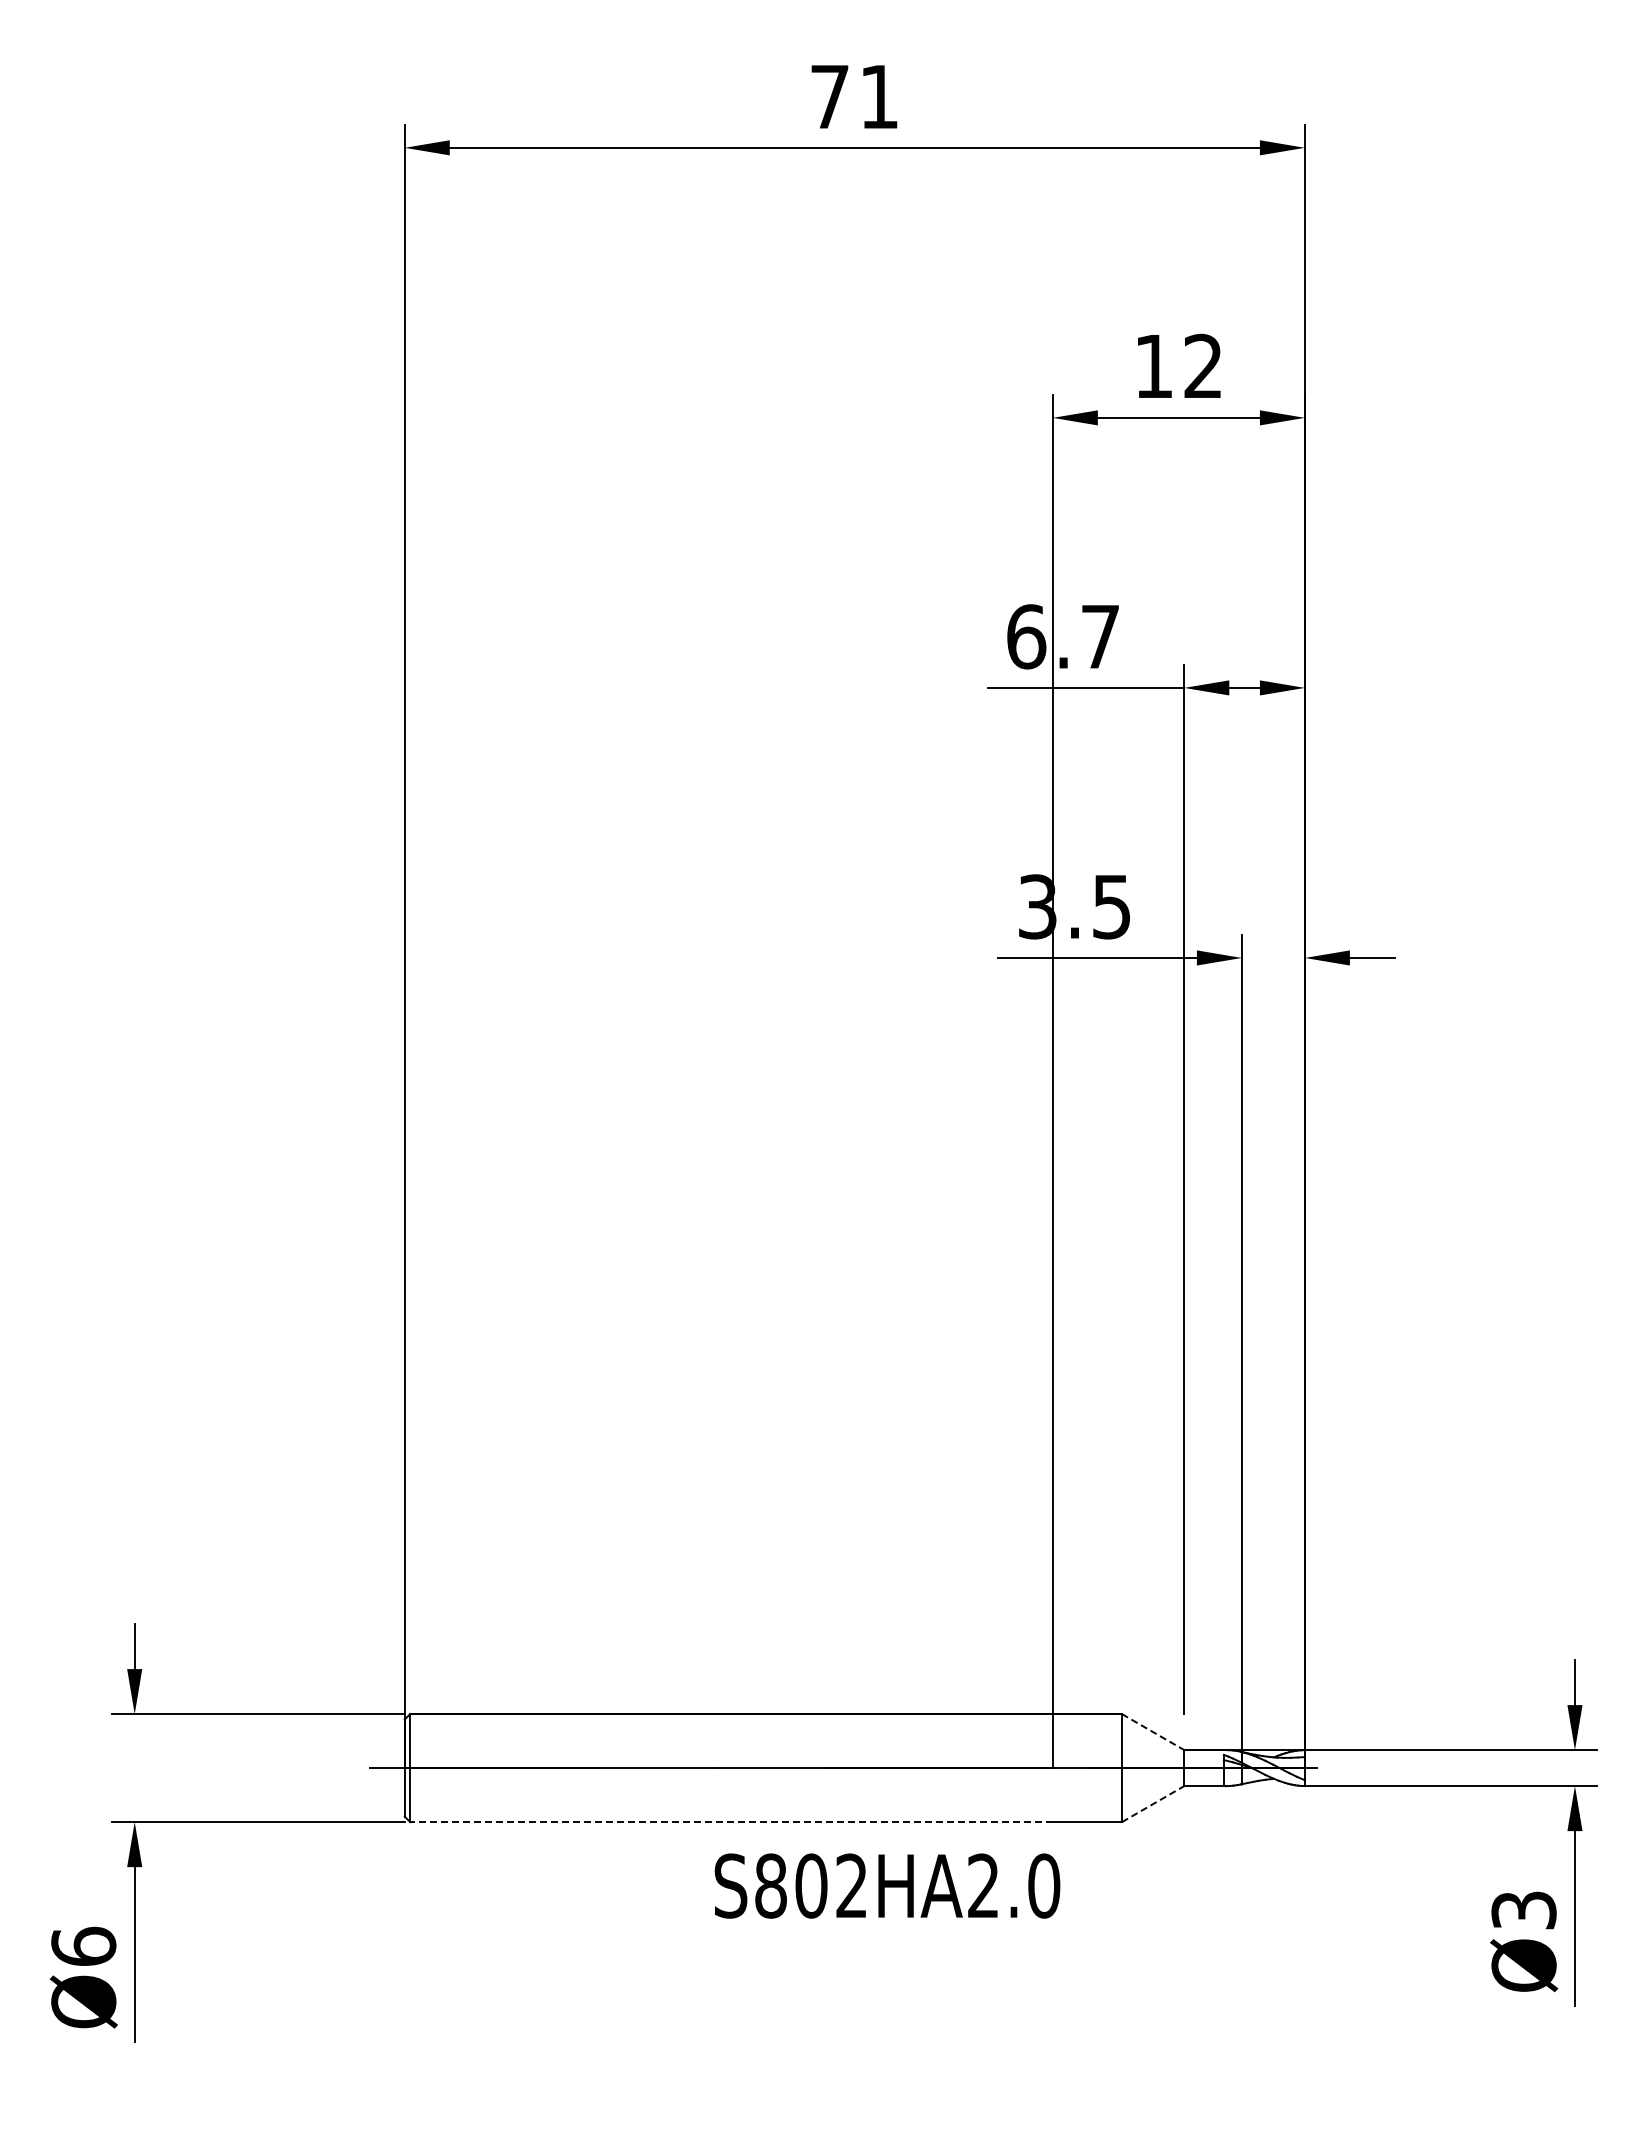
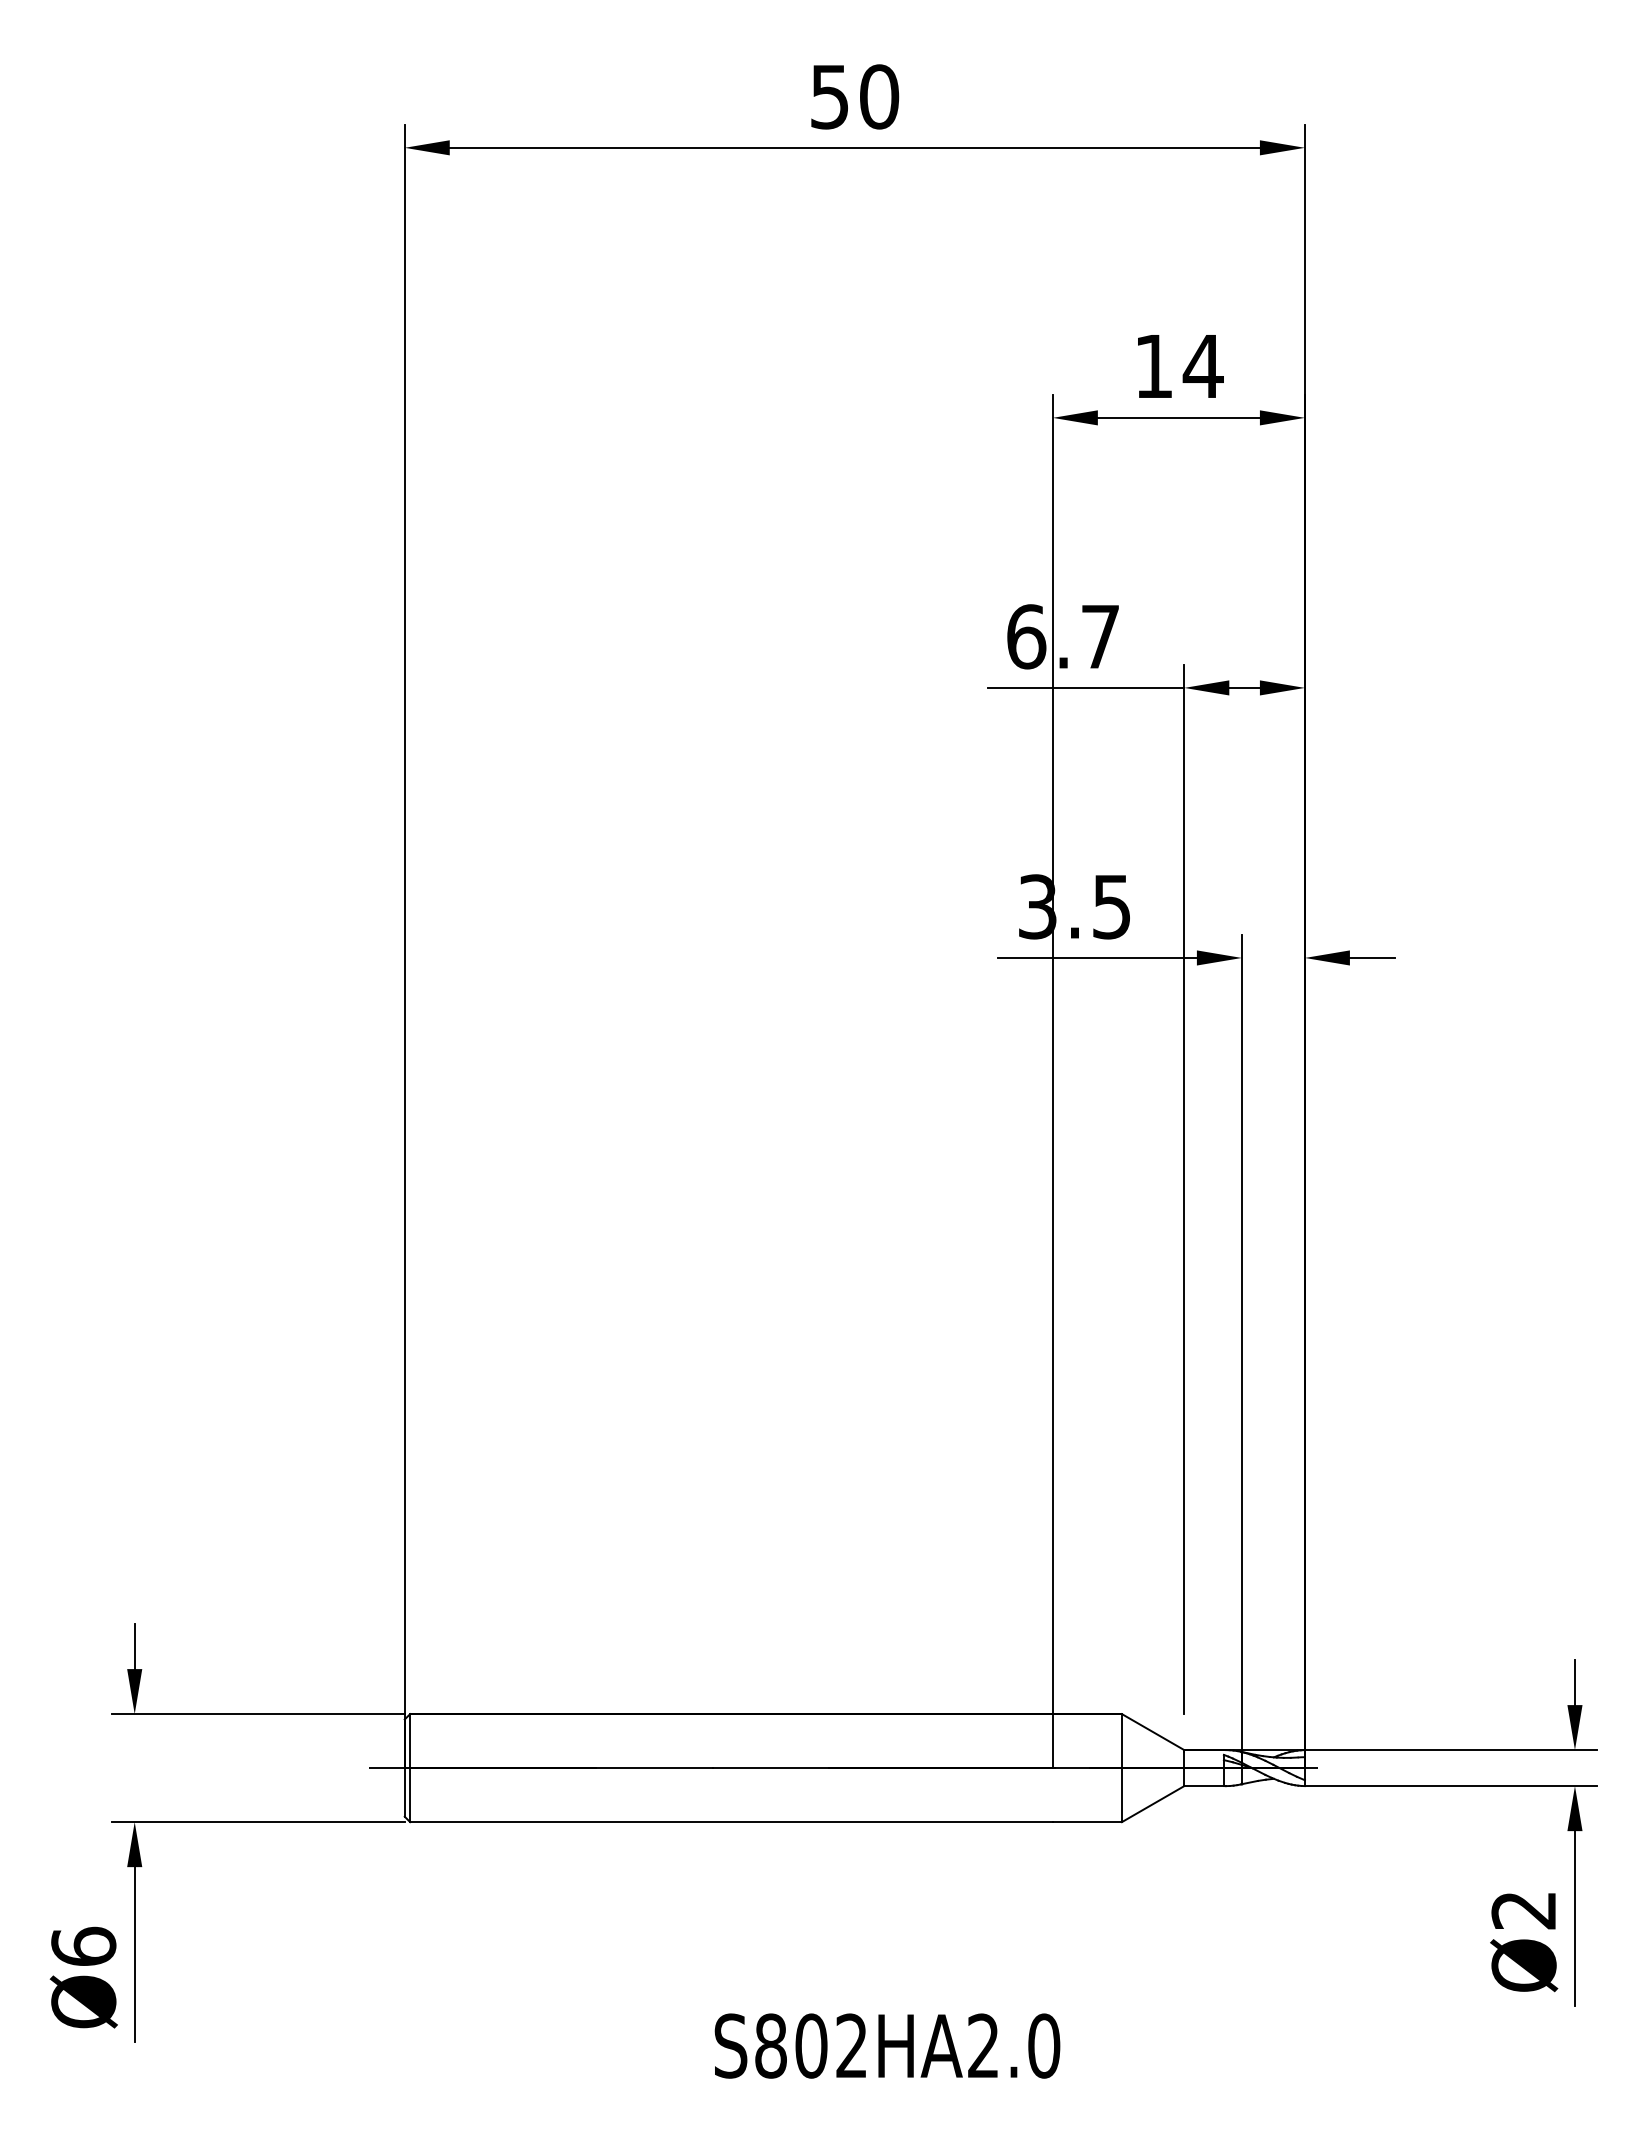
text: 71 -> 50 (855, 96)
text: 12 -> 14 (1202, 365)
line: dashed -> solid (1153, 1732)
line: dashed -> solid (1153, 1804)
line: dashed -> solid (731, 1822)
text position: (887, 1885) -> (887, 2045) (887, 2045)
text: Ø3 -> Ø2 (1523, 1910)
